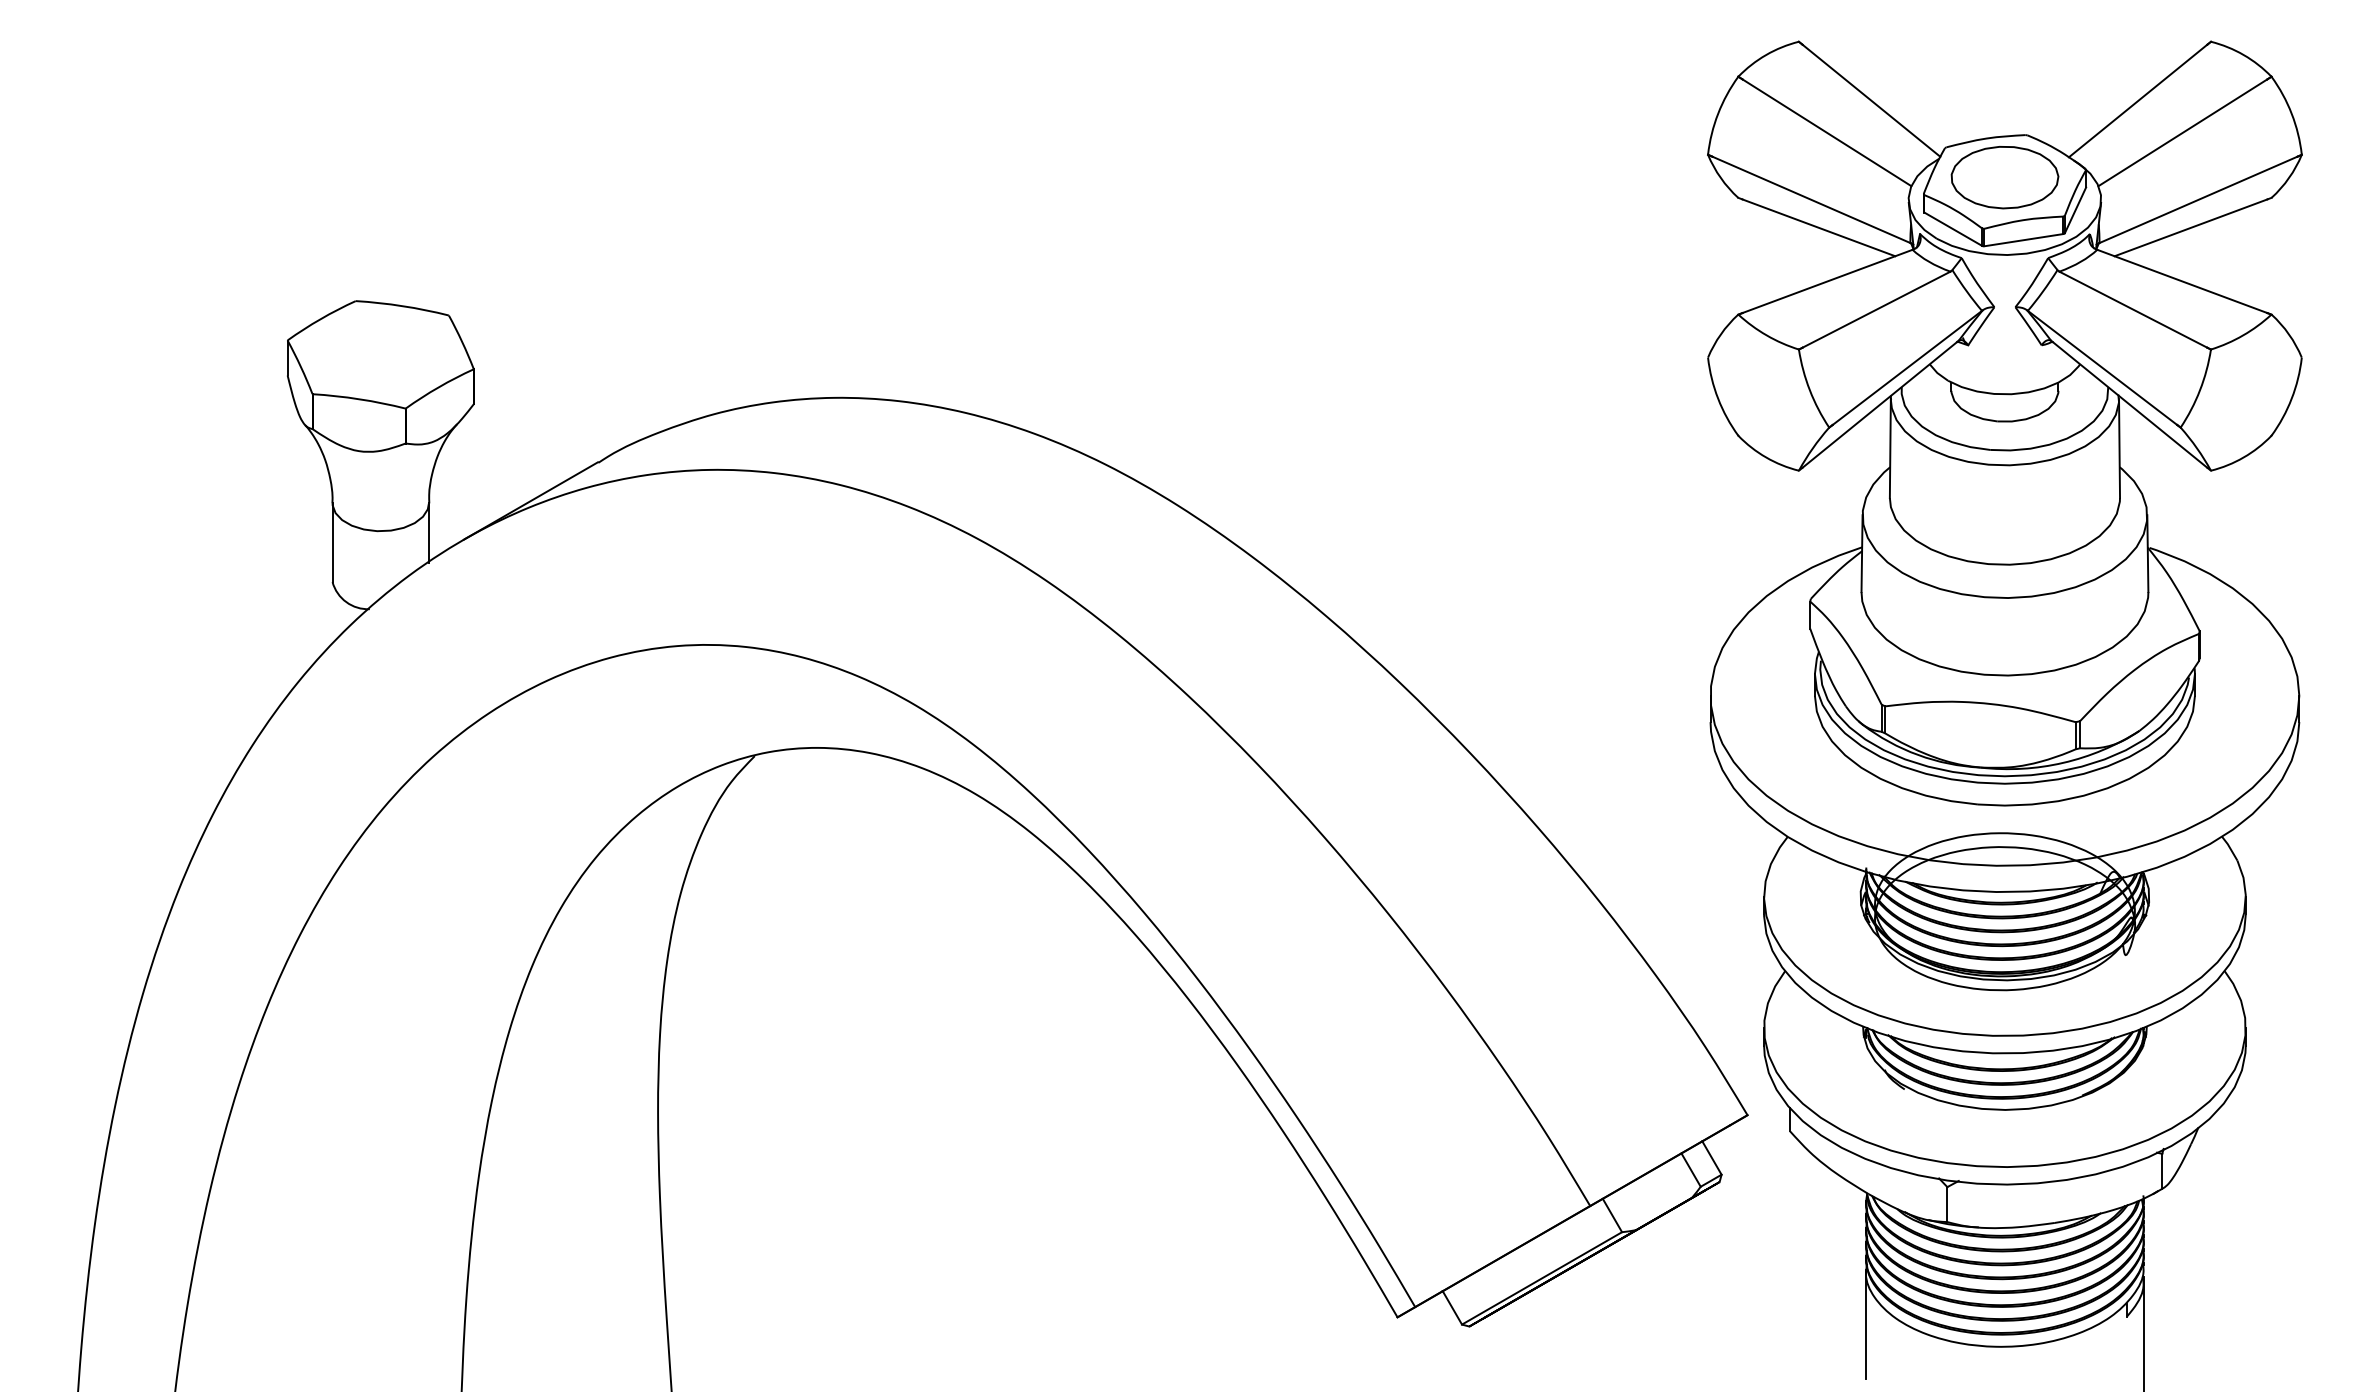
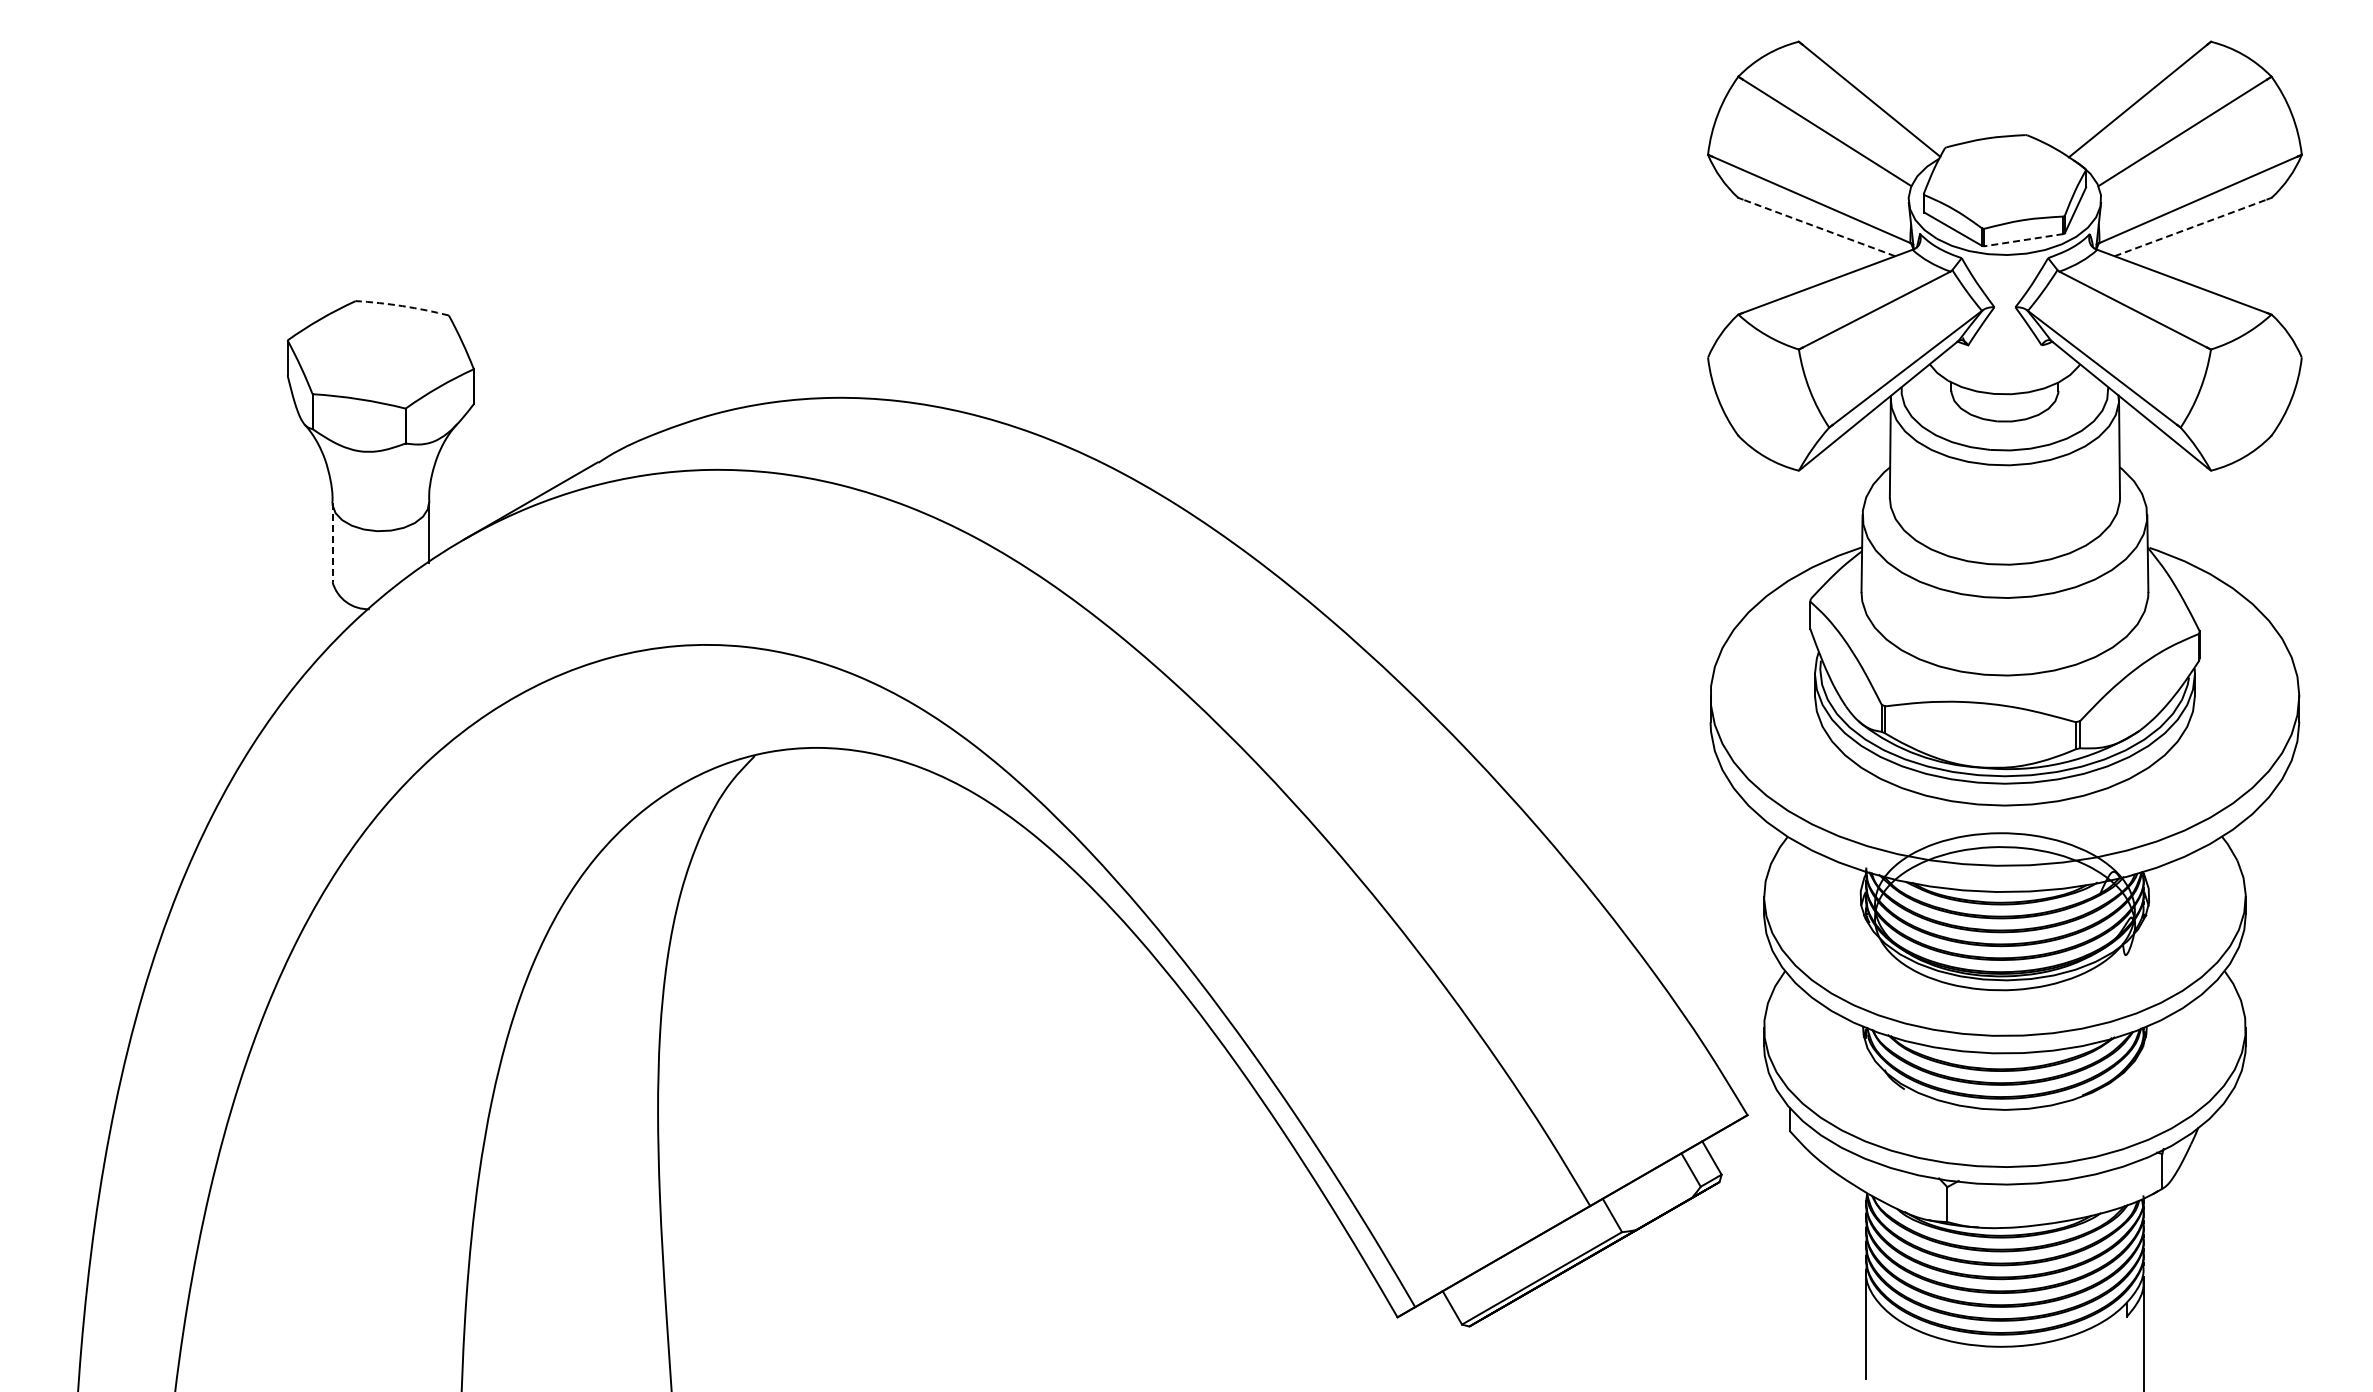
part: present -> none (2004, 177)
line: solid -> dashed (1818, 227)
line: solid -> dashed (2191, 227)
line: solid -> dashed (2023, 240)
arc: solid -> dashed (402, 306)
line: solid -> dashed (332, 543)
